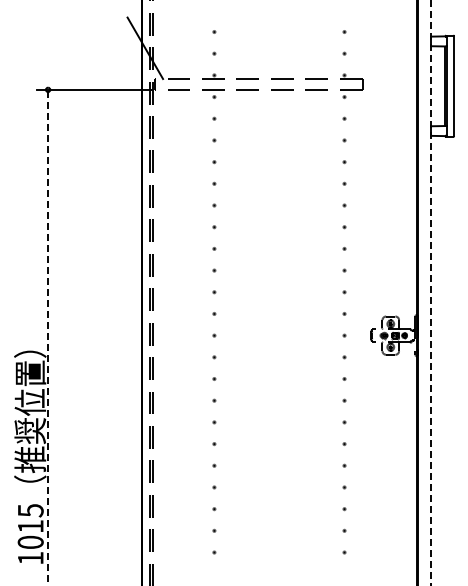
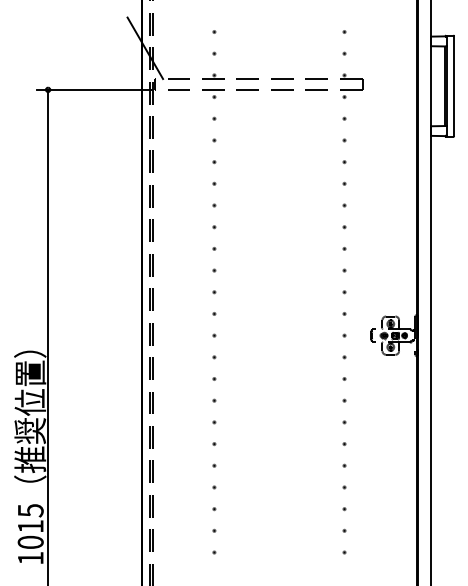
line: dashed -> solid (430, 293)
line: dashed -> solid (48, 337)
